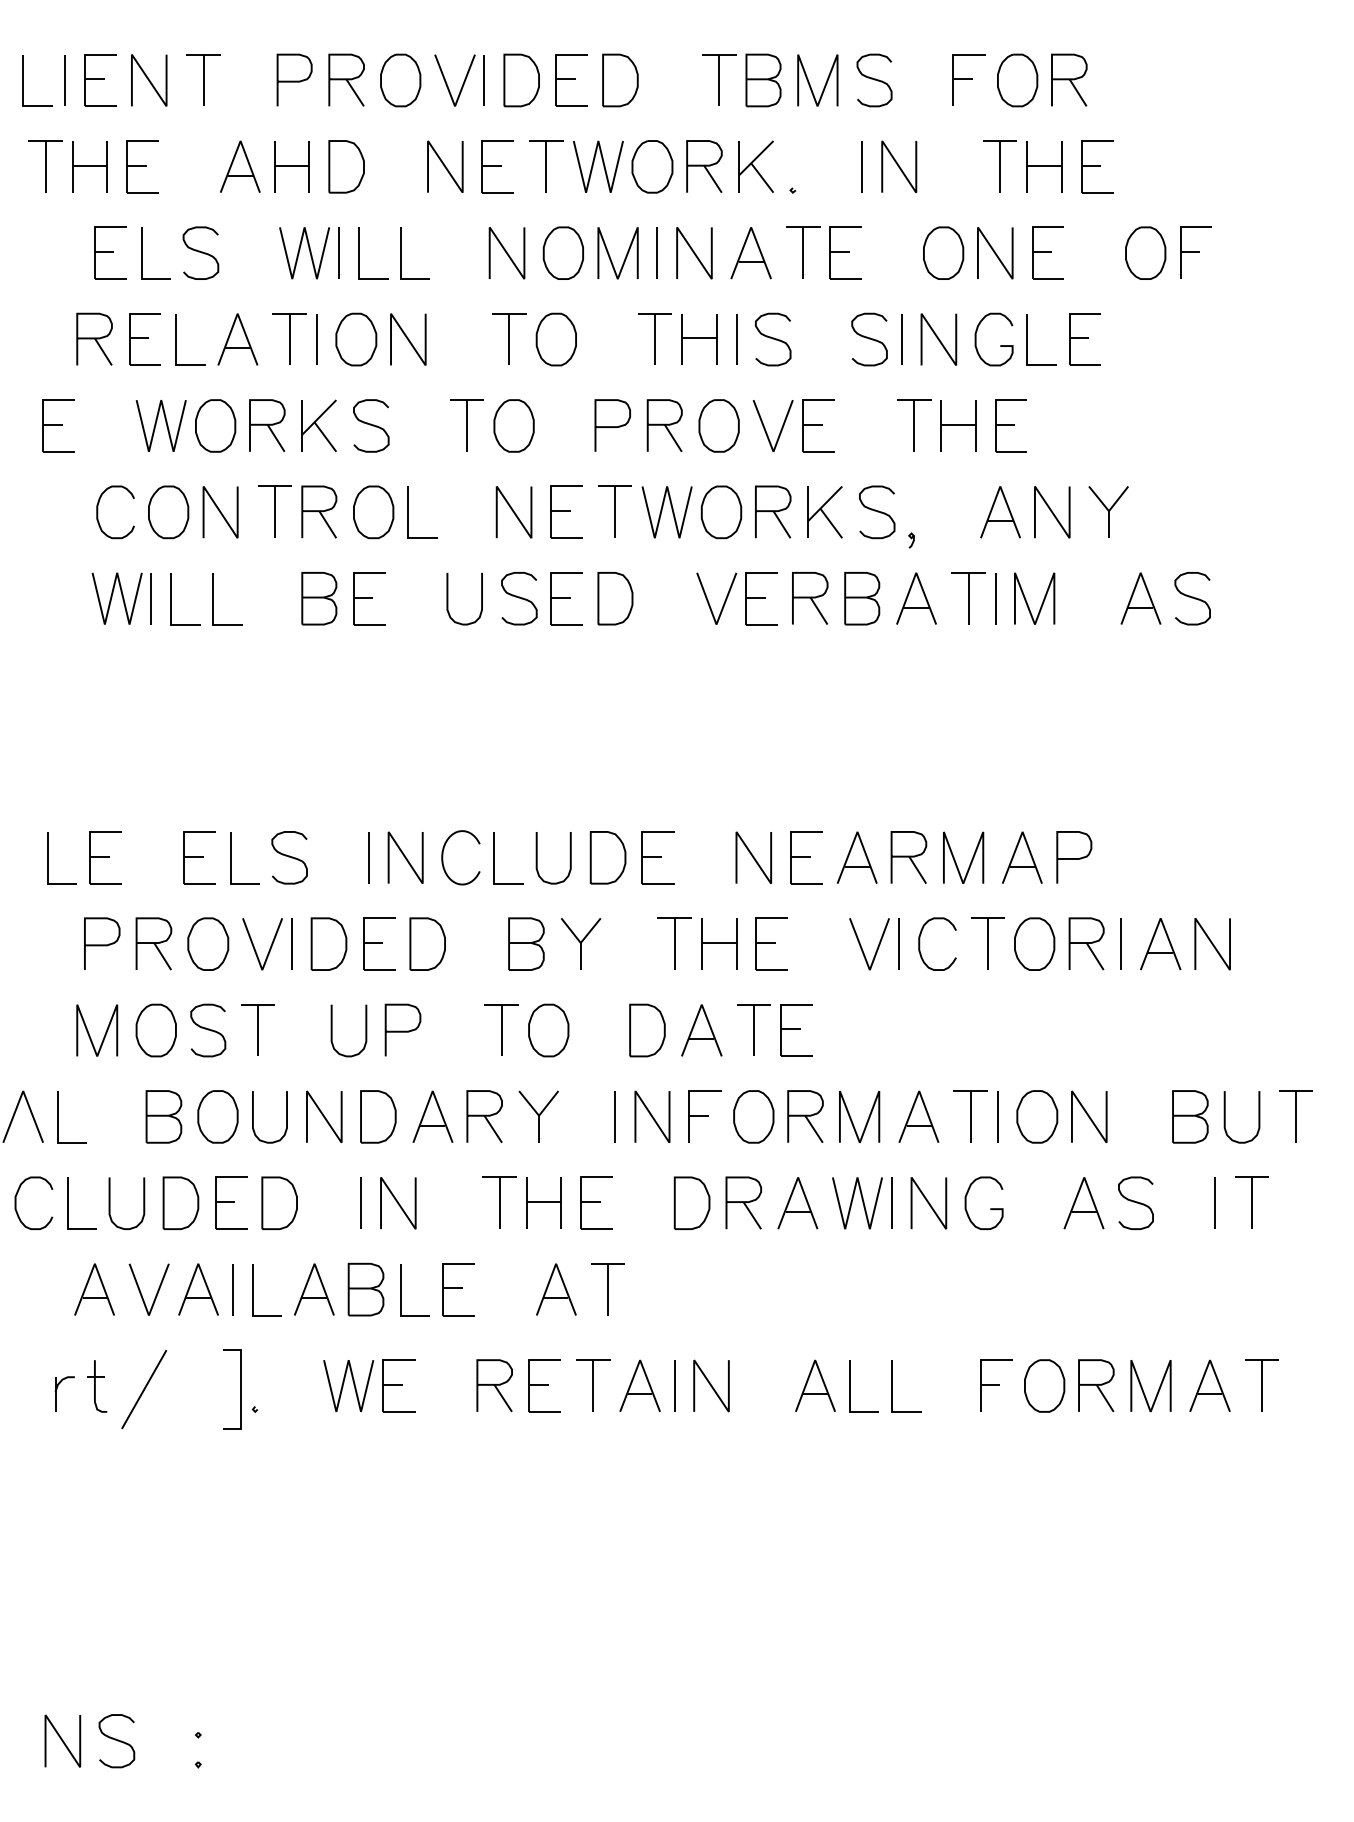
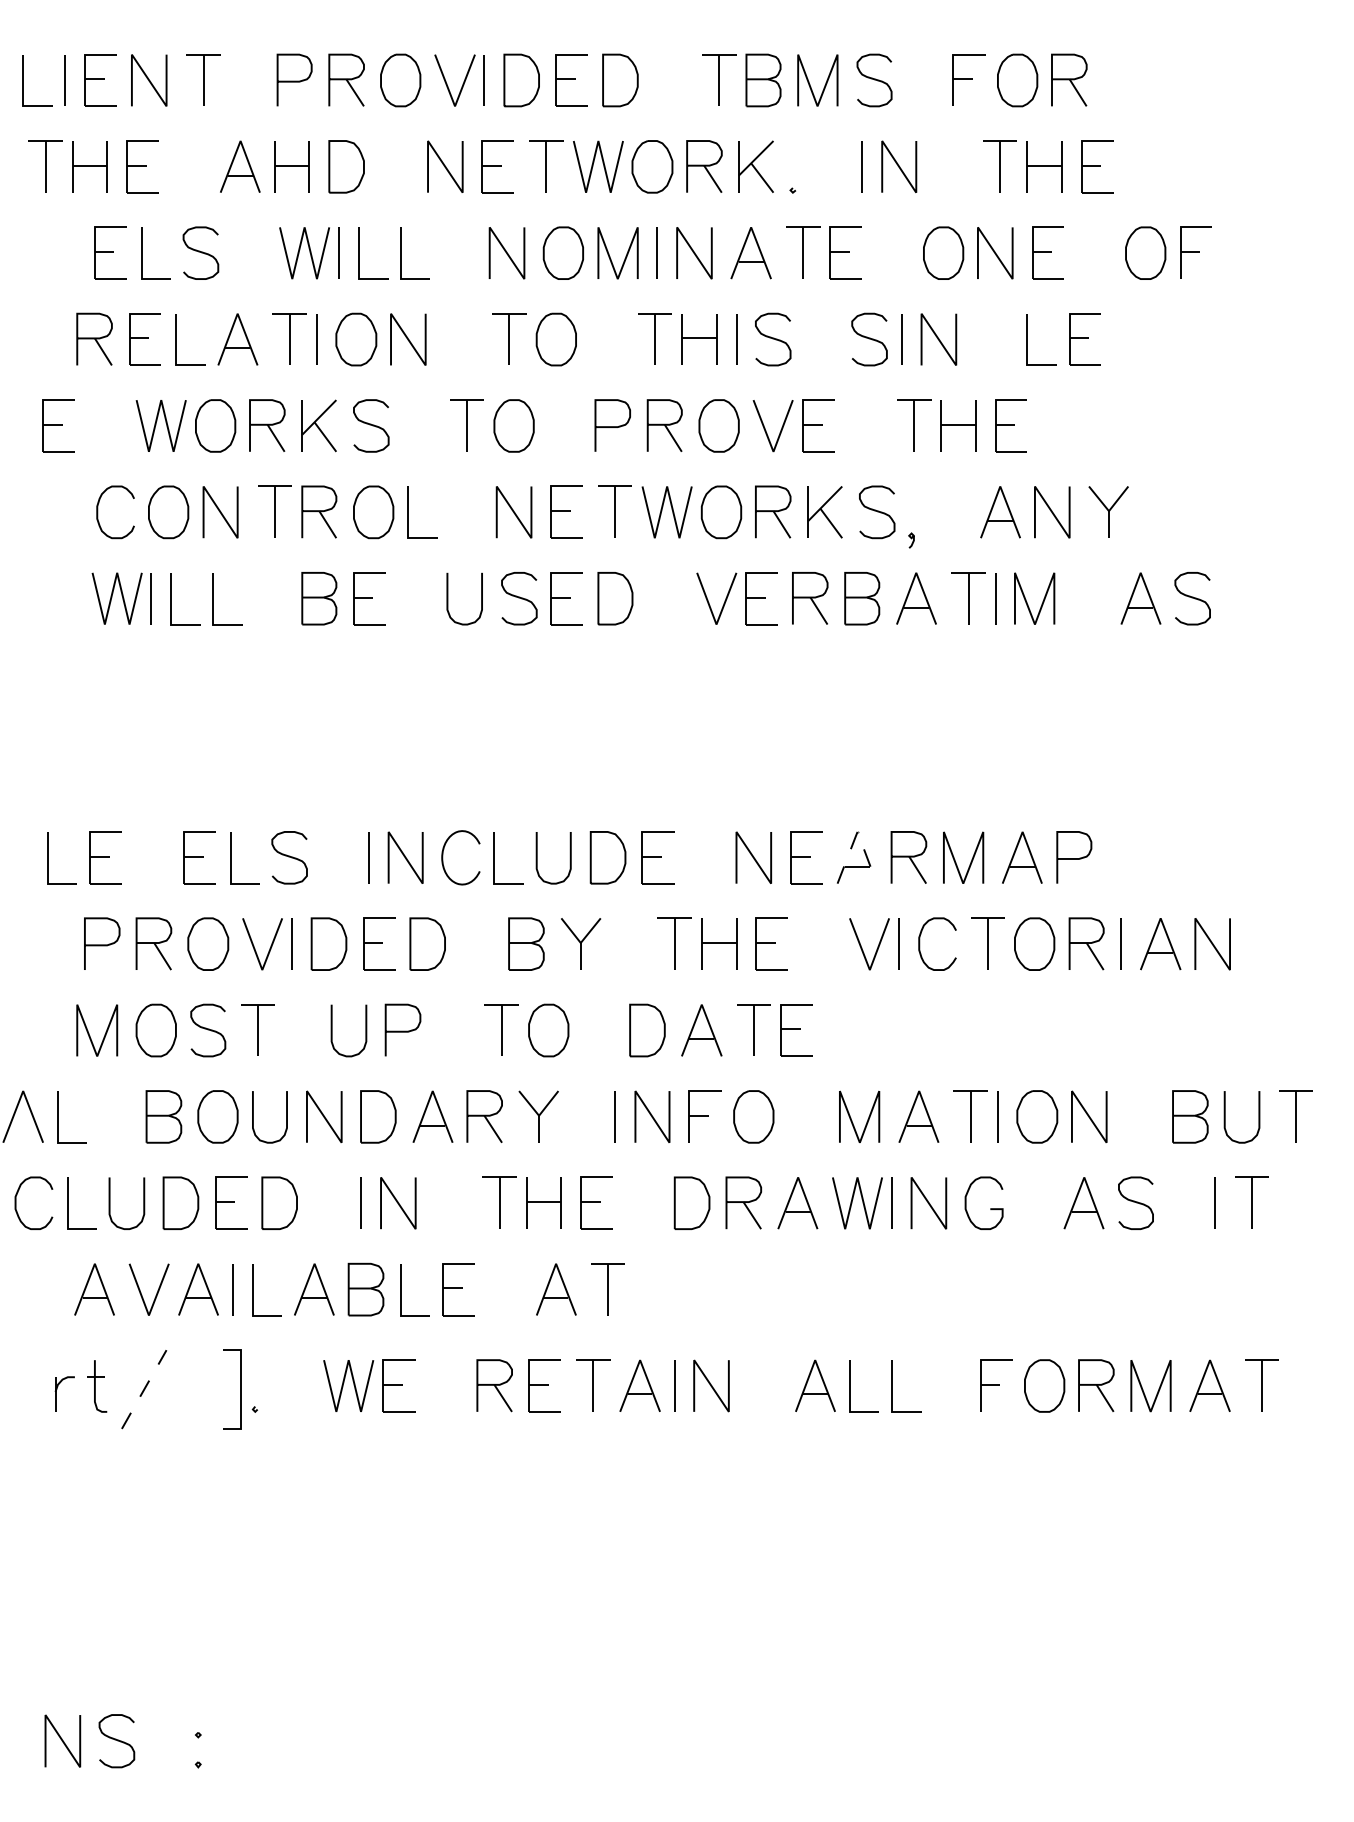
curve: present -> none (1000, 345)
line: solid -> dashed (857, 831)
part: present -> none (805, 1116)
line: solid -> dashed (144, 1389)
